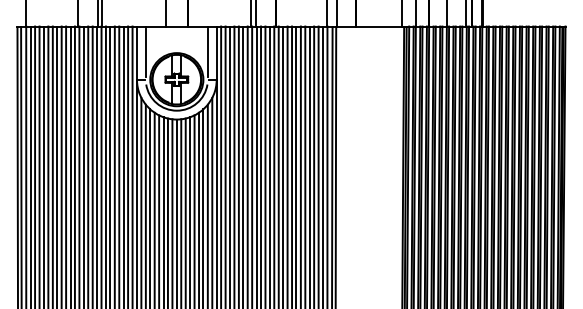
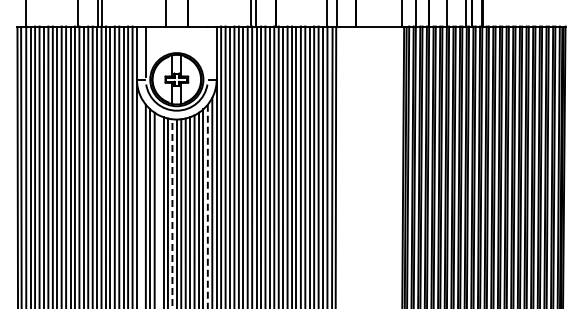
line: present -> none (207, 53)
line: present -> none (141, 201)
line: solid -> dashed (207, 206)
line: present -> none (159, 210)
line: solid -> dashed (172, 213)
